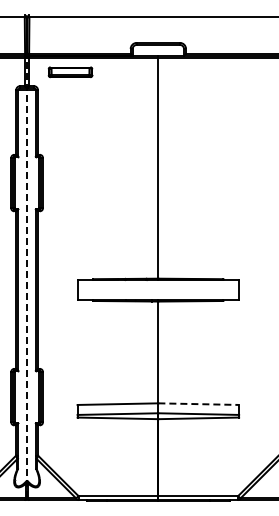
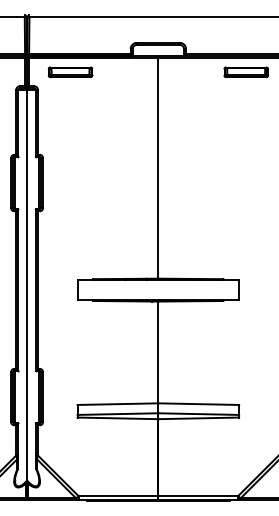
part: none -> present (245, 72)
line: dashed -> solid (27, 277)
line: dashed -> solid (199, 404)
